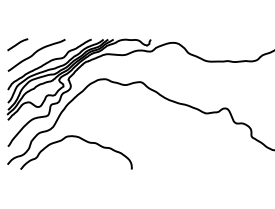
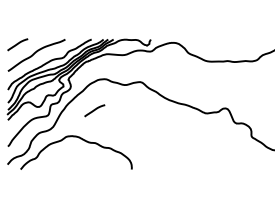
line: none -> present (94, 110)
